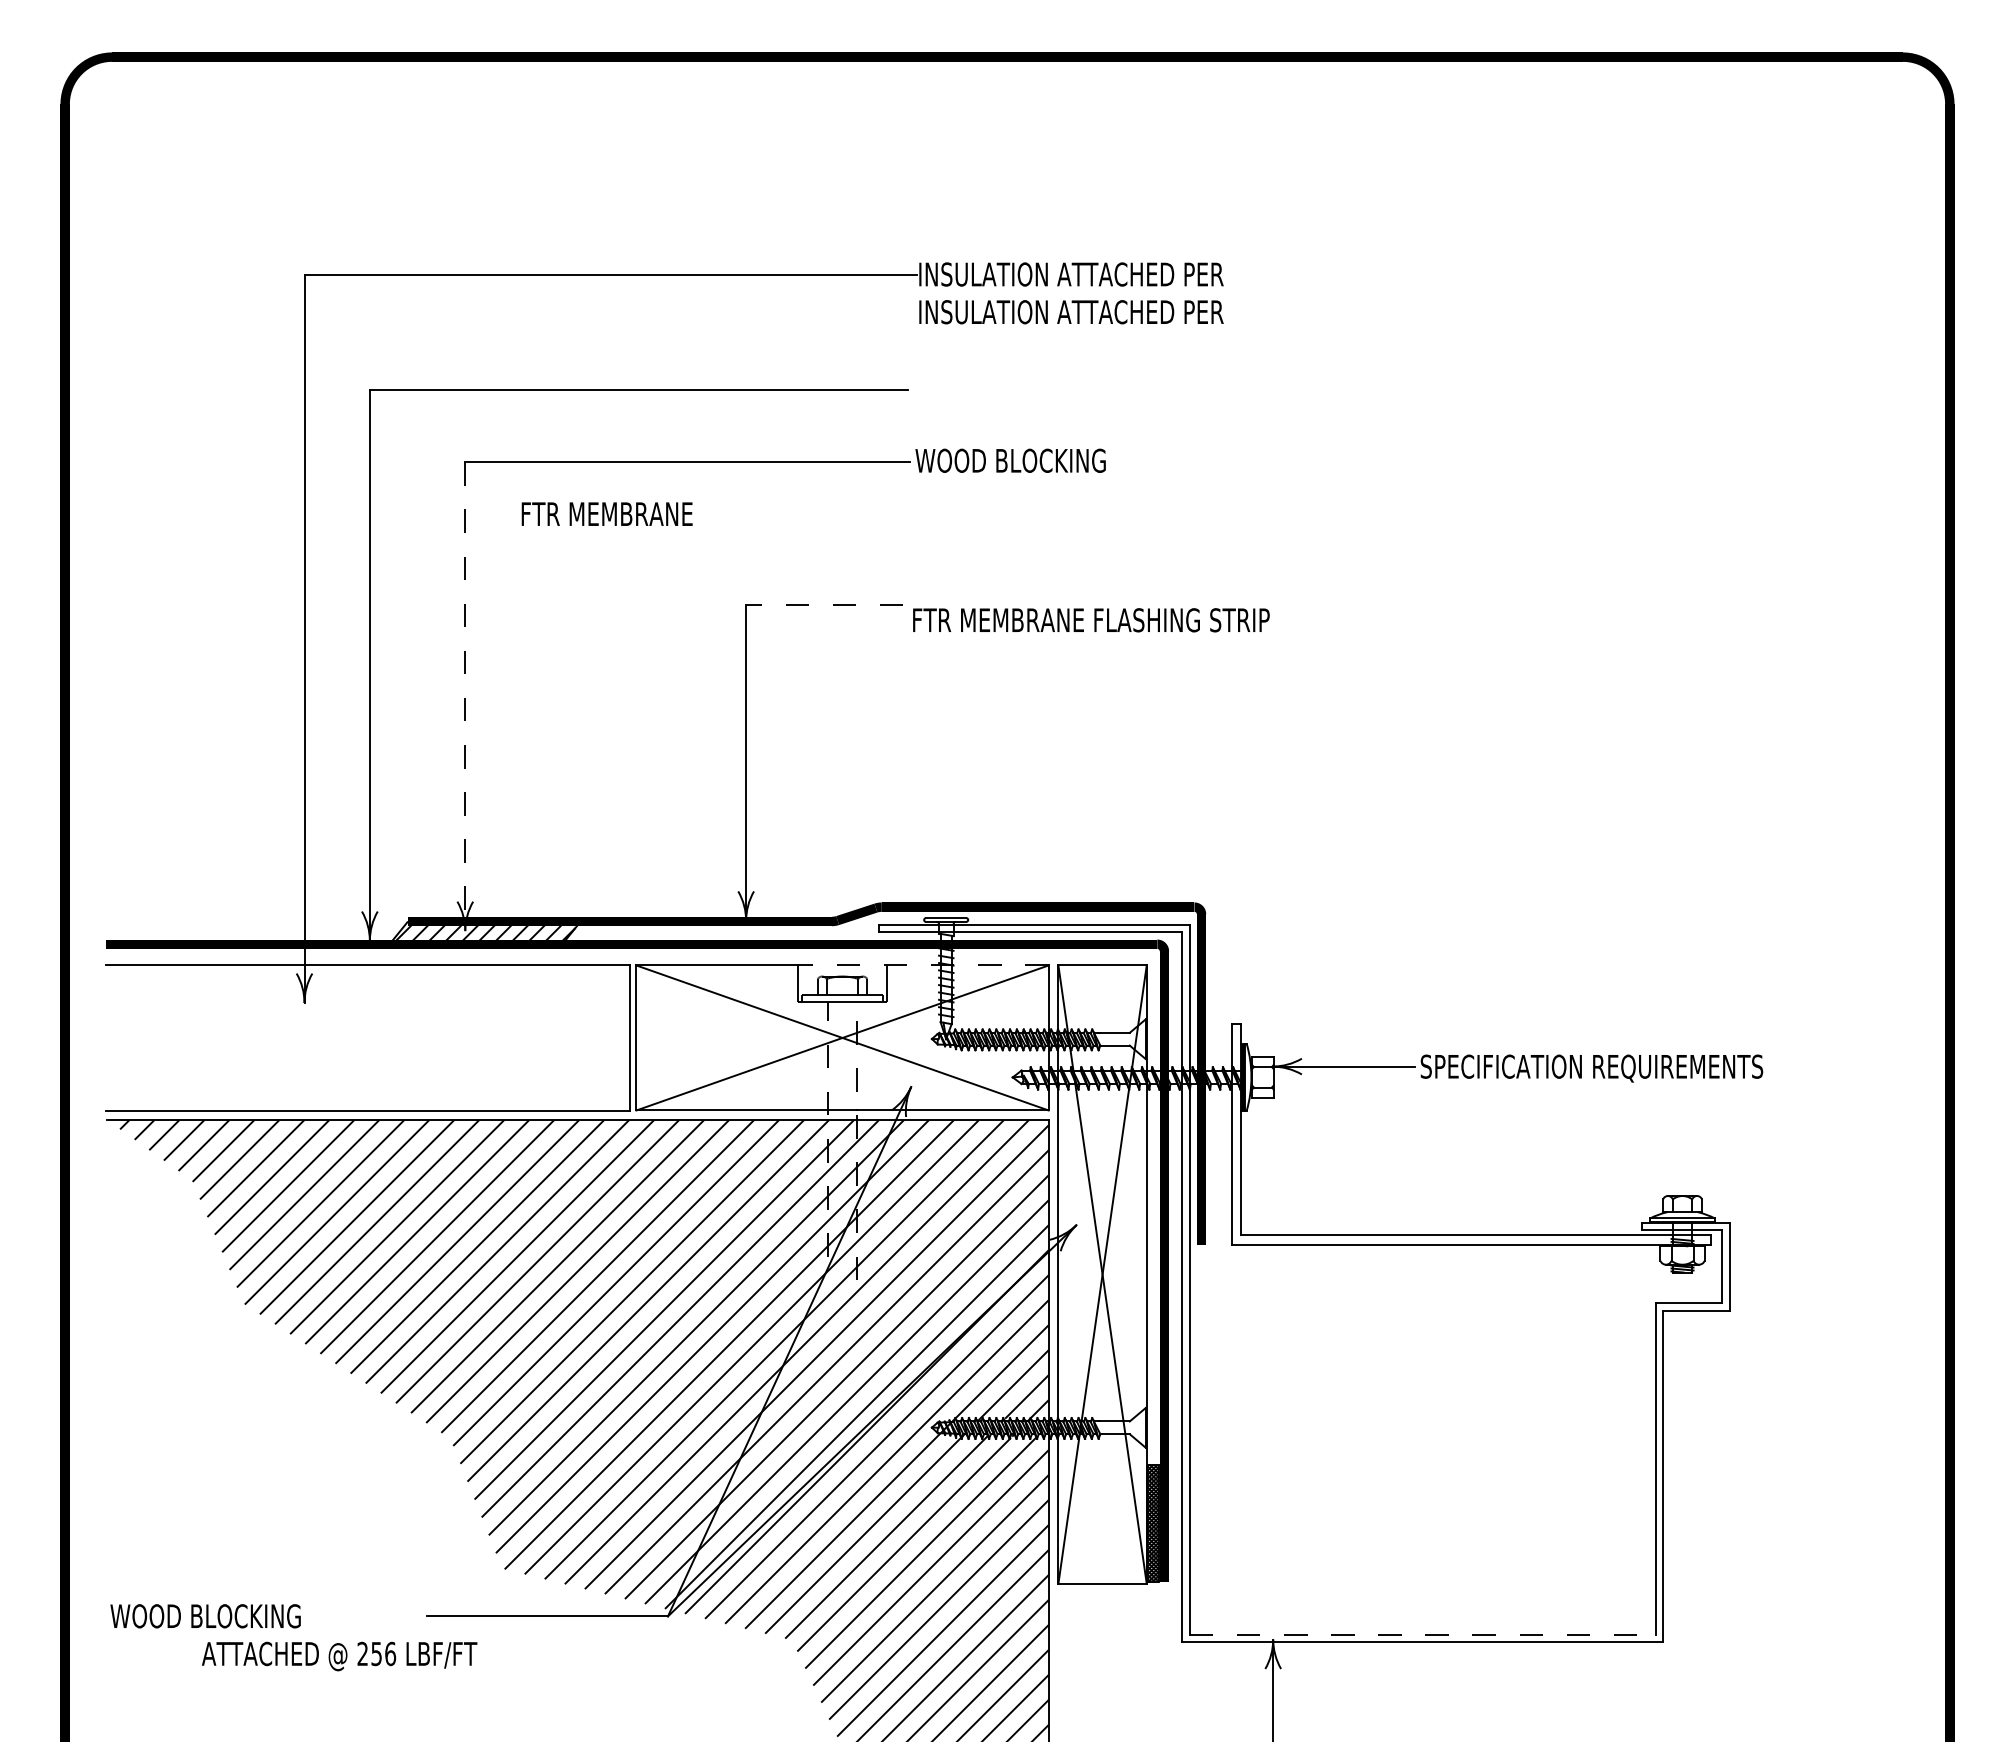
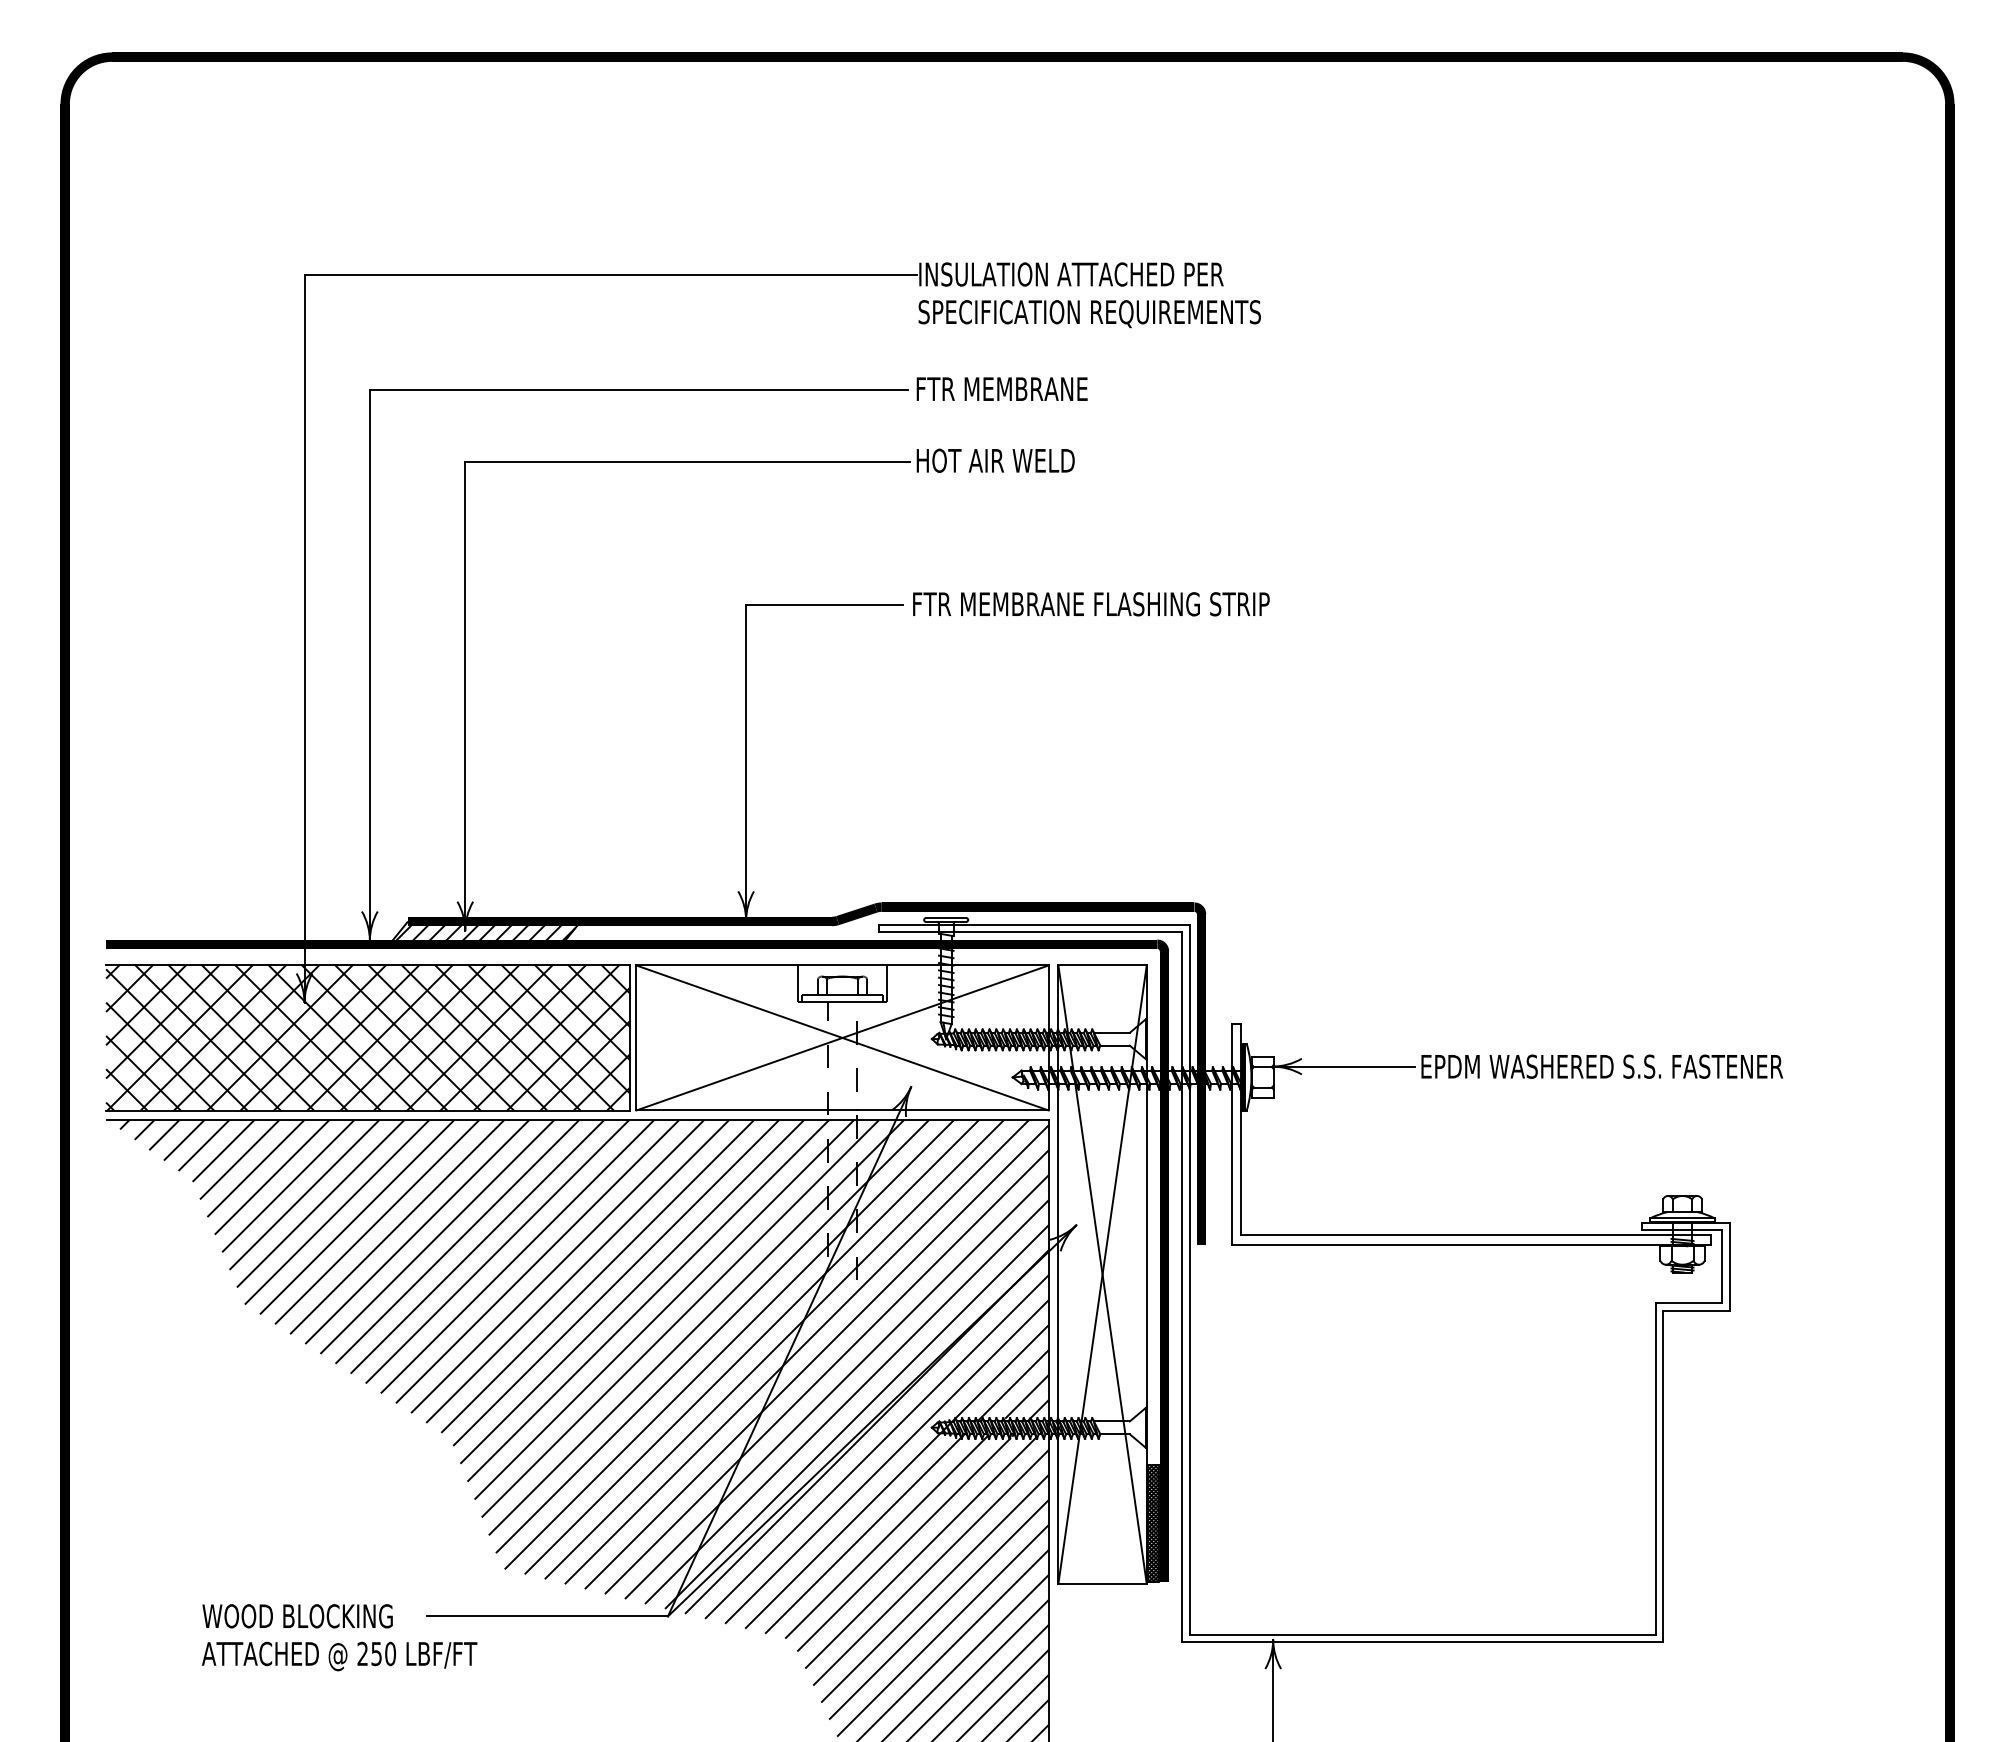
text: INSULATION ATTACHED PER -> SPECIFICATION REQUIREMENTS (1089, 314)
text: WOOD BLOCKING -> HOT AIR WELD (1010, 460)
text position: (606, 513) -> (1001, 388) (1001, 388)
line: dashed -> solid (824, 604)
text position: (1091, 620) -> (1091, 604) (1091, 604)
line: dashed -> solid (465, 697)
line: dashed -> solid (923, 965)
hatch: none -> present (368, 1037)
text: SPECIFICATION REQUIREMENTS -> EPDM WASHERED S.S. FASTENER (1601, 1068)
text position: (205, 1616) -> (297, 1616) (297, 1616)
line: dashed -> solid (1423, 1634)
text: 256 -> 250 (390, 1653)
